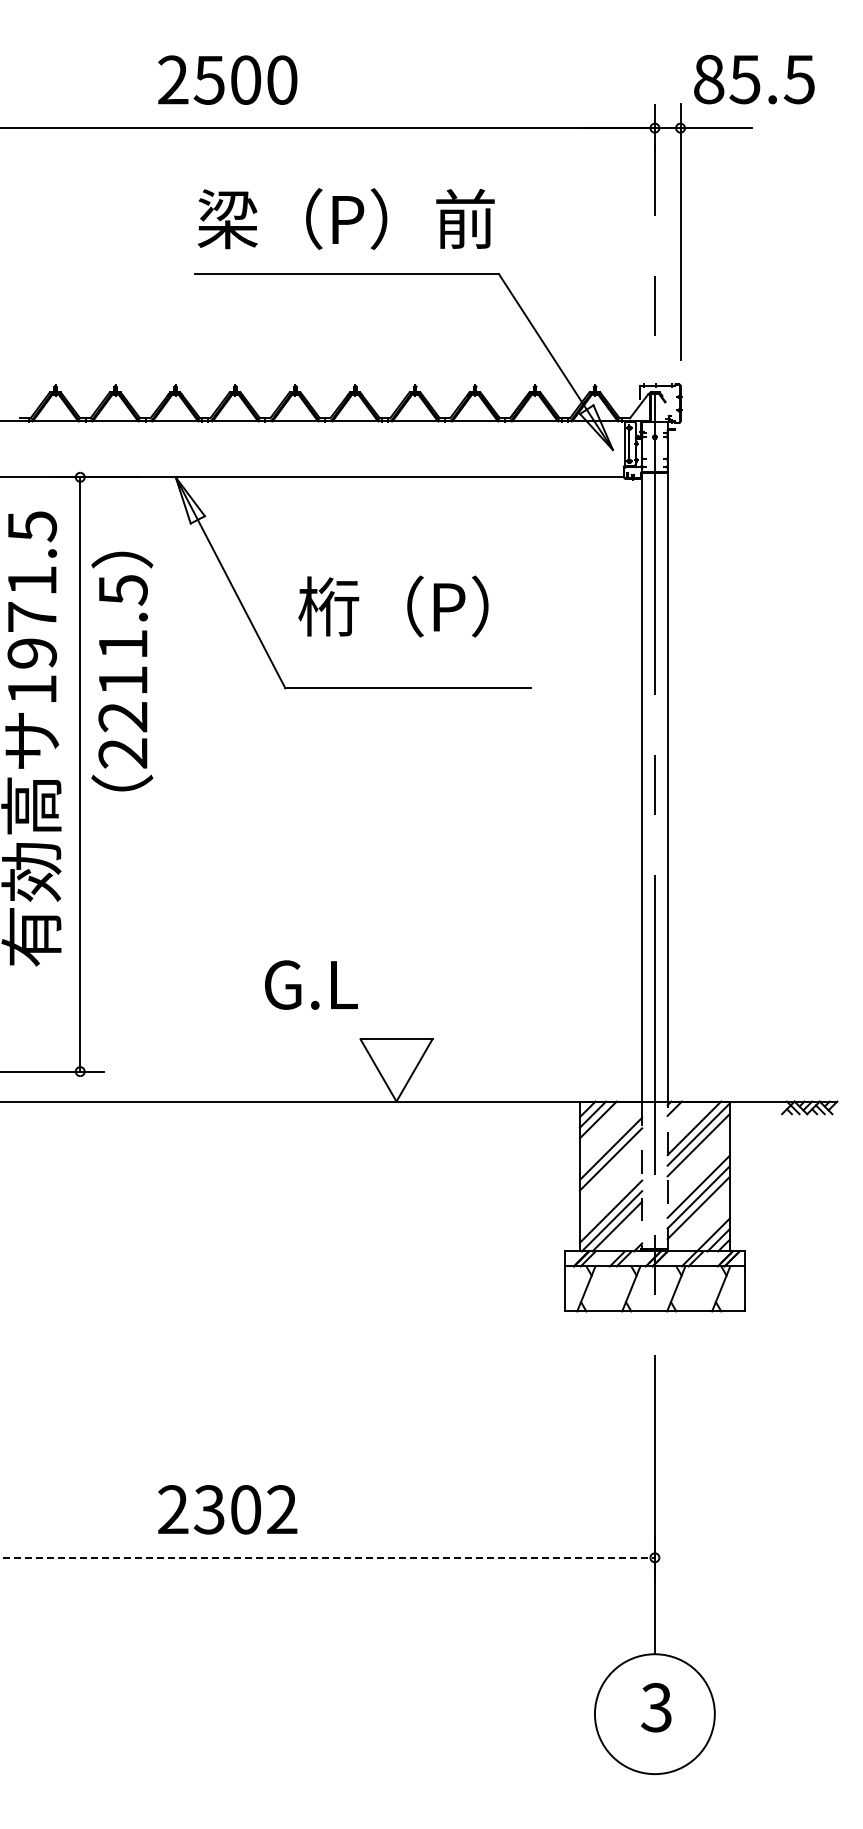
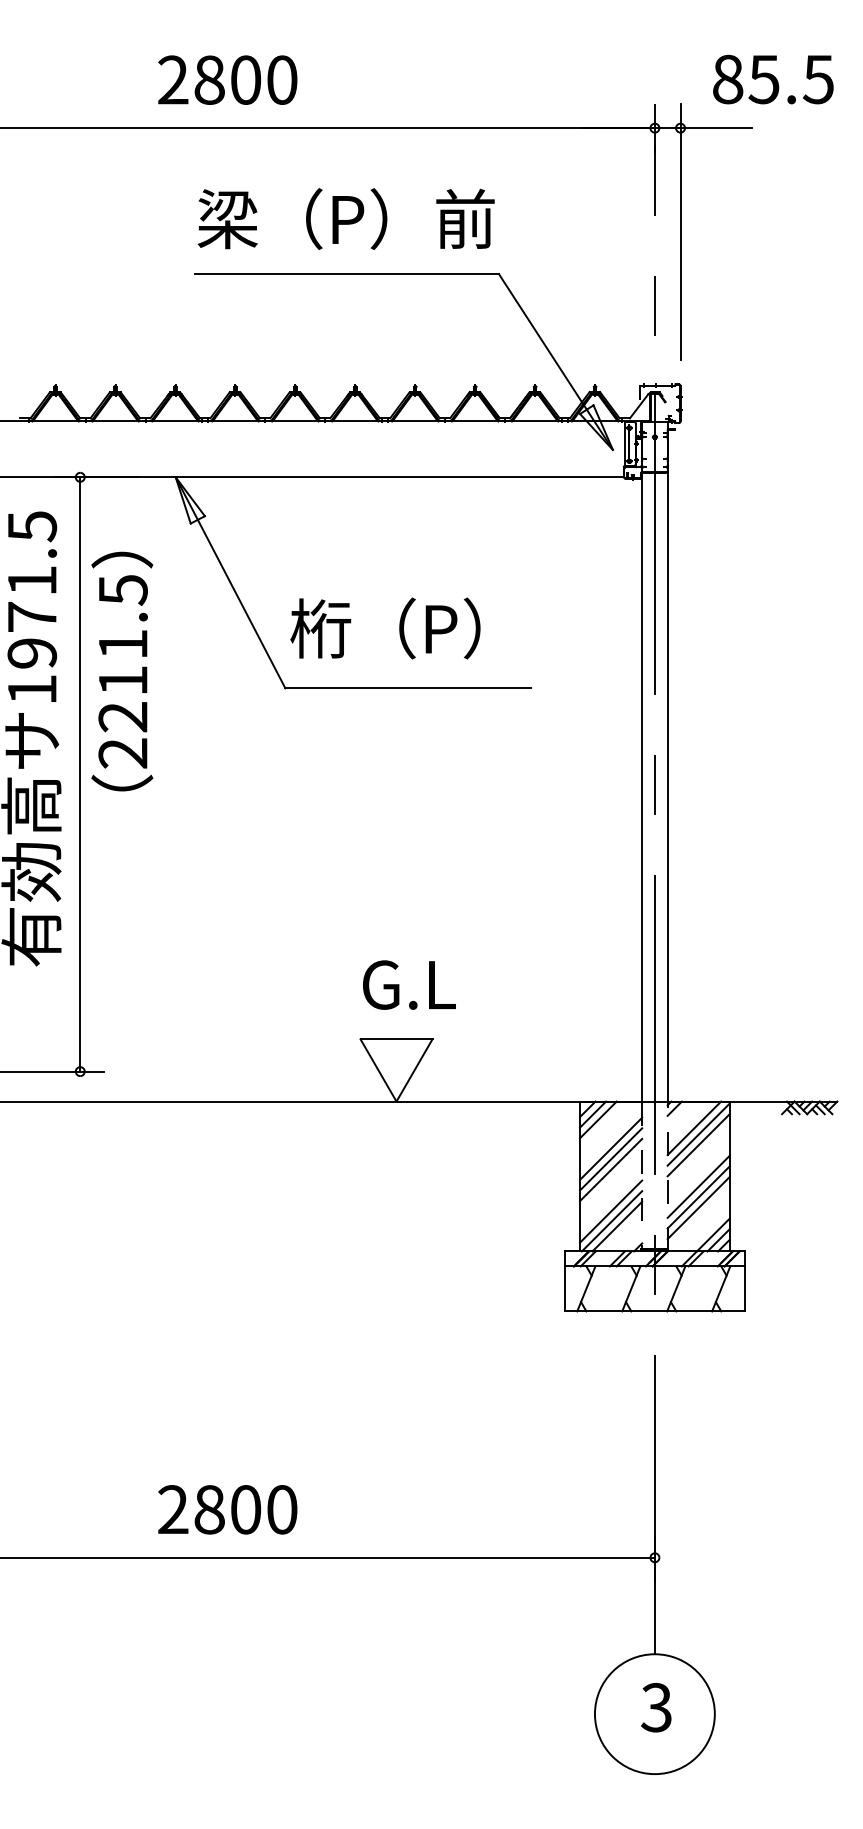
text: 2500 -> 2800 (208, 79)
text position: (754, 79) -> (773, 79) (773, 79)
text position: (393, 606) -> (385, 628) (385, 628)
text position: (311, 984) -> (409, 984) (409, 984)
line: none -> present (610, 1169)
text: 2302 -> 2800 (245, 1509)
line: dashed -> solid (328, 1557)
